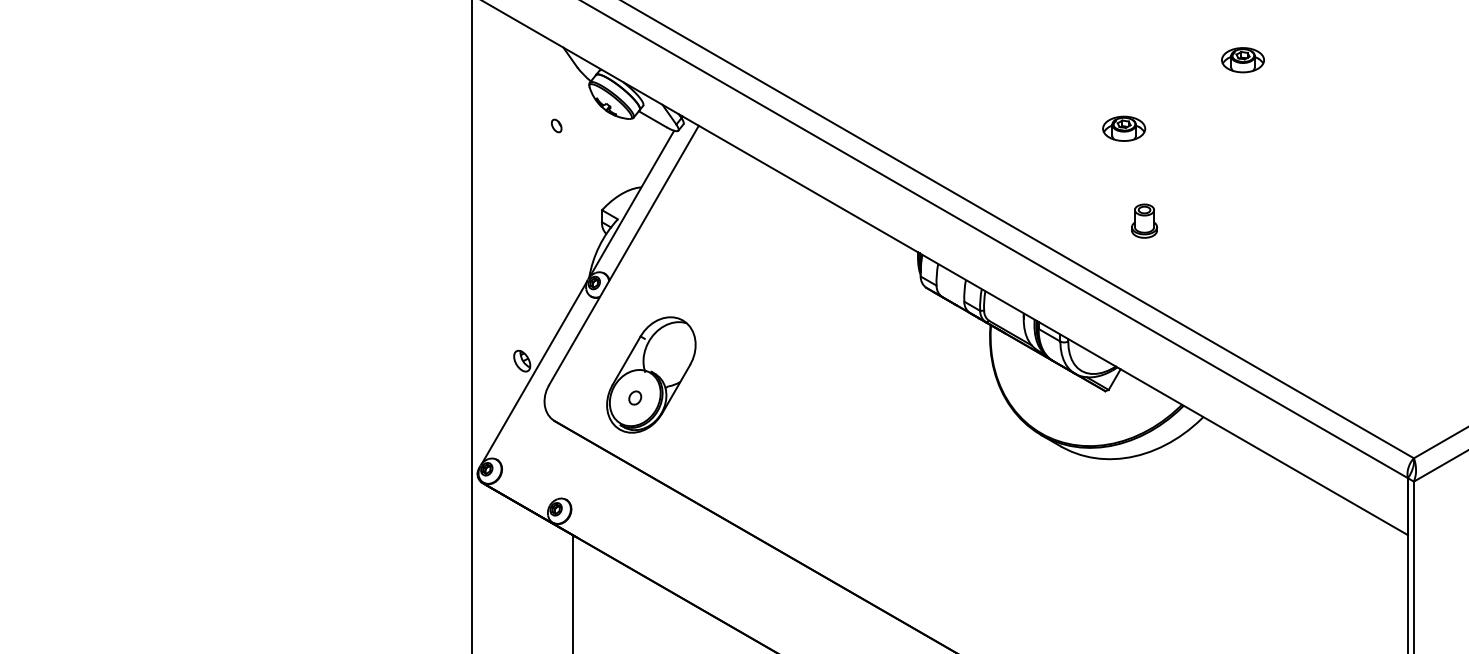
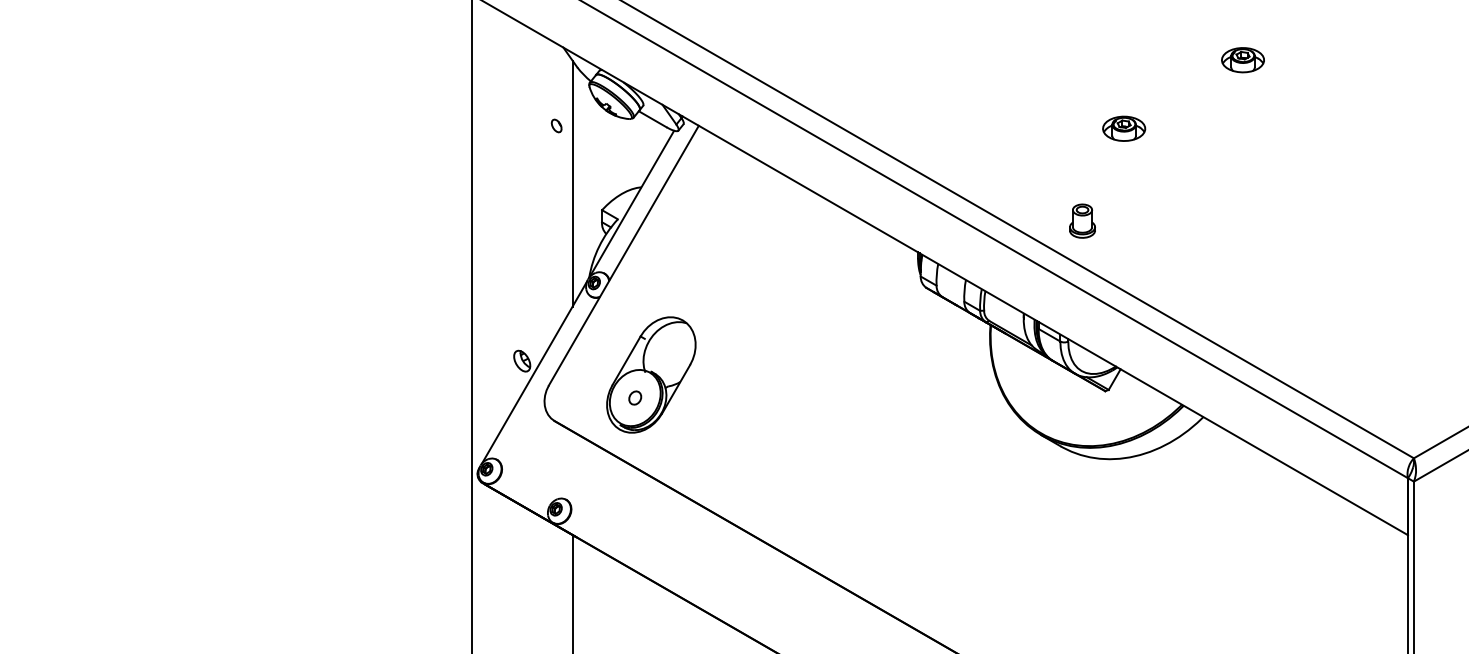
line: none -> present (572, 183)
part position: (1144, 220) -> (1082, 220) (1082, 220)
